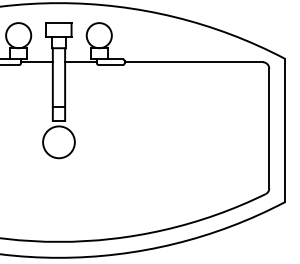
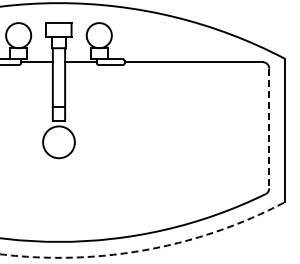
line: solid -> dashed (269, 128)
arc: solid -> dashed (146, 249)
